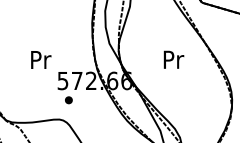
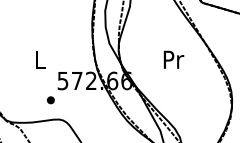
text: Pr -> L (41, 59)
part position: (68, 100) -> (50, 100) (50, 100)
